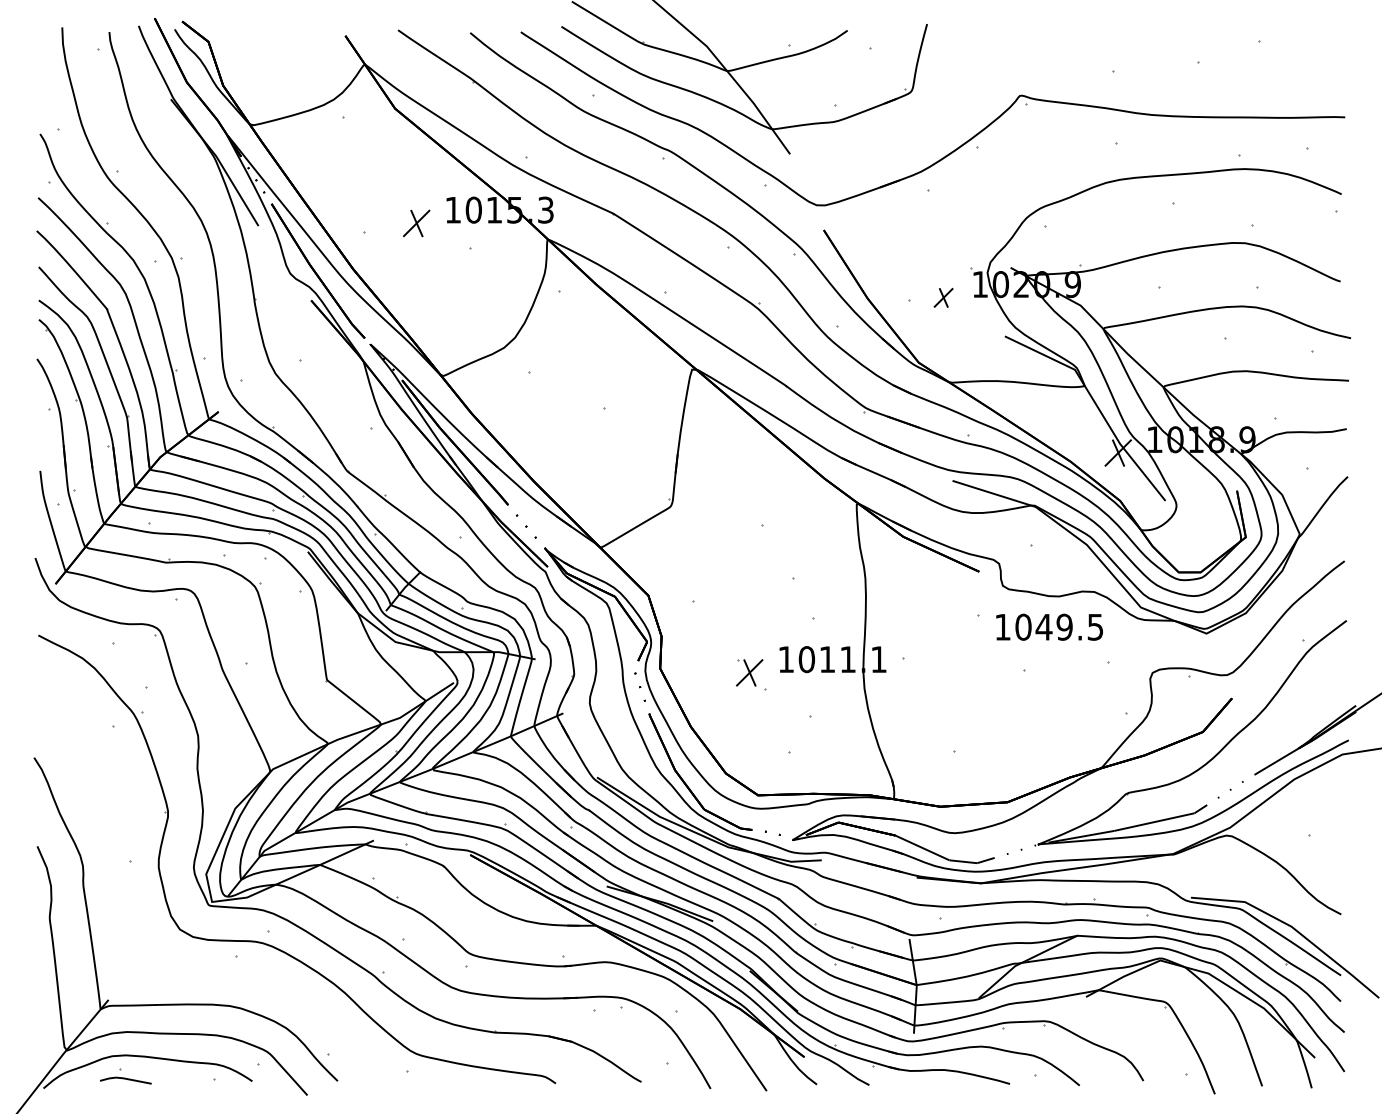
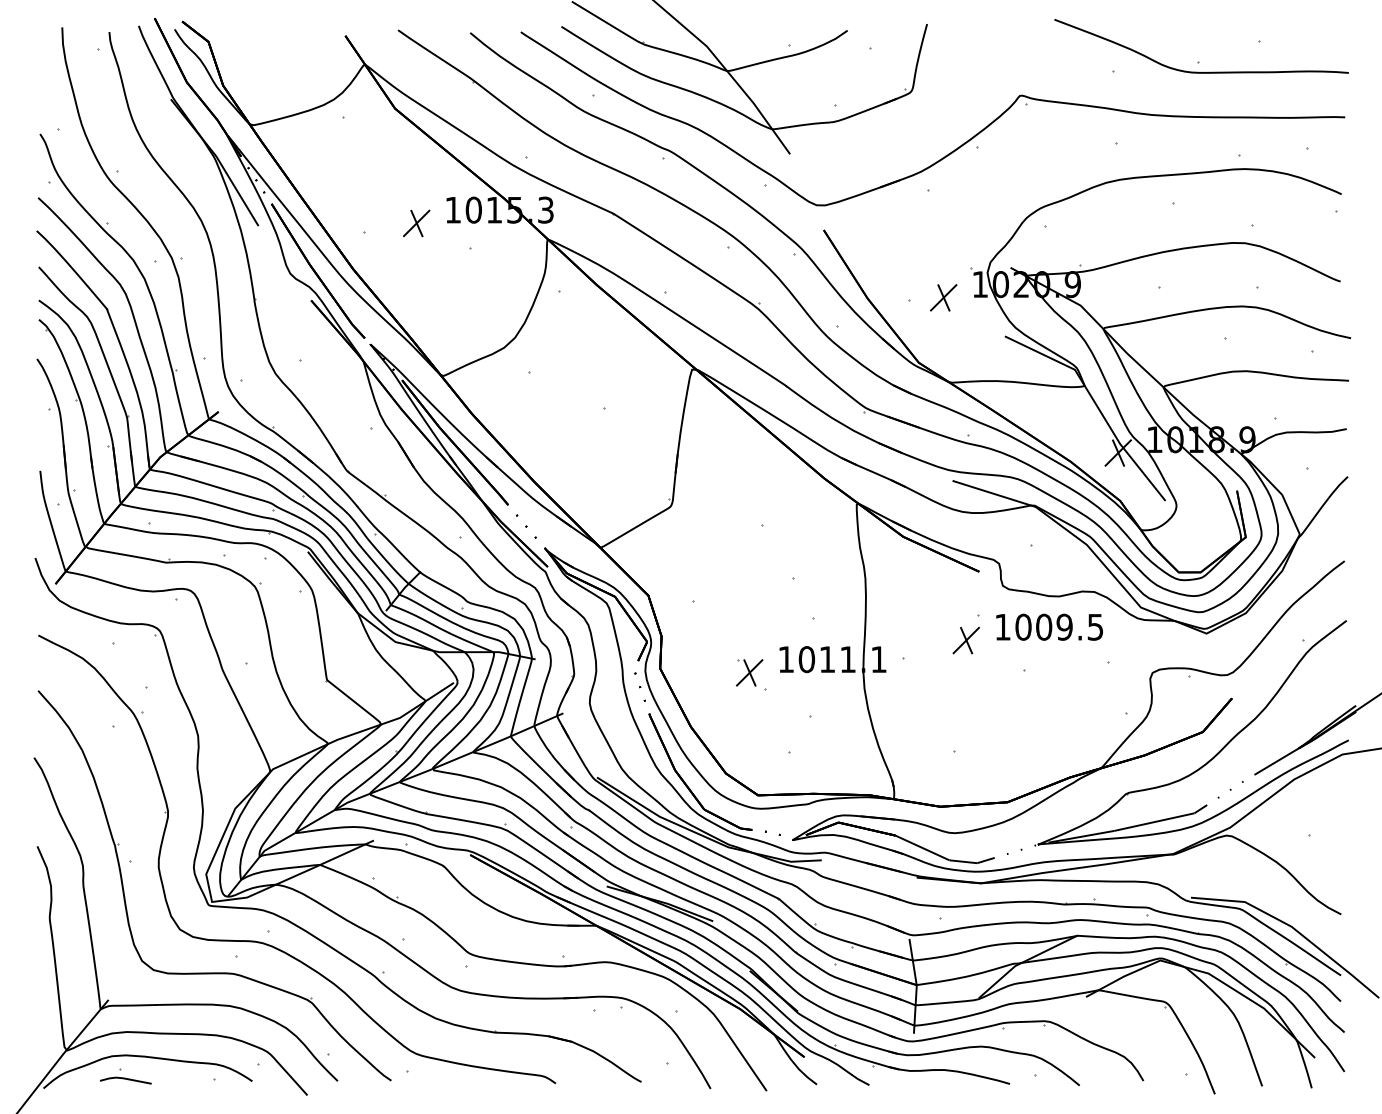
curve: none -> present (1197, 71)
part size: 21x20 px -> 29x28 px (943, 297)
text: 1049.5 -> 1009.5 (1043, 626)
part: none -> present (965, 640)
part: none -> present (214, 972)
